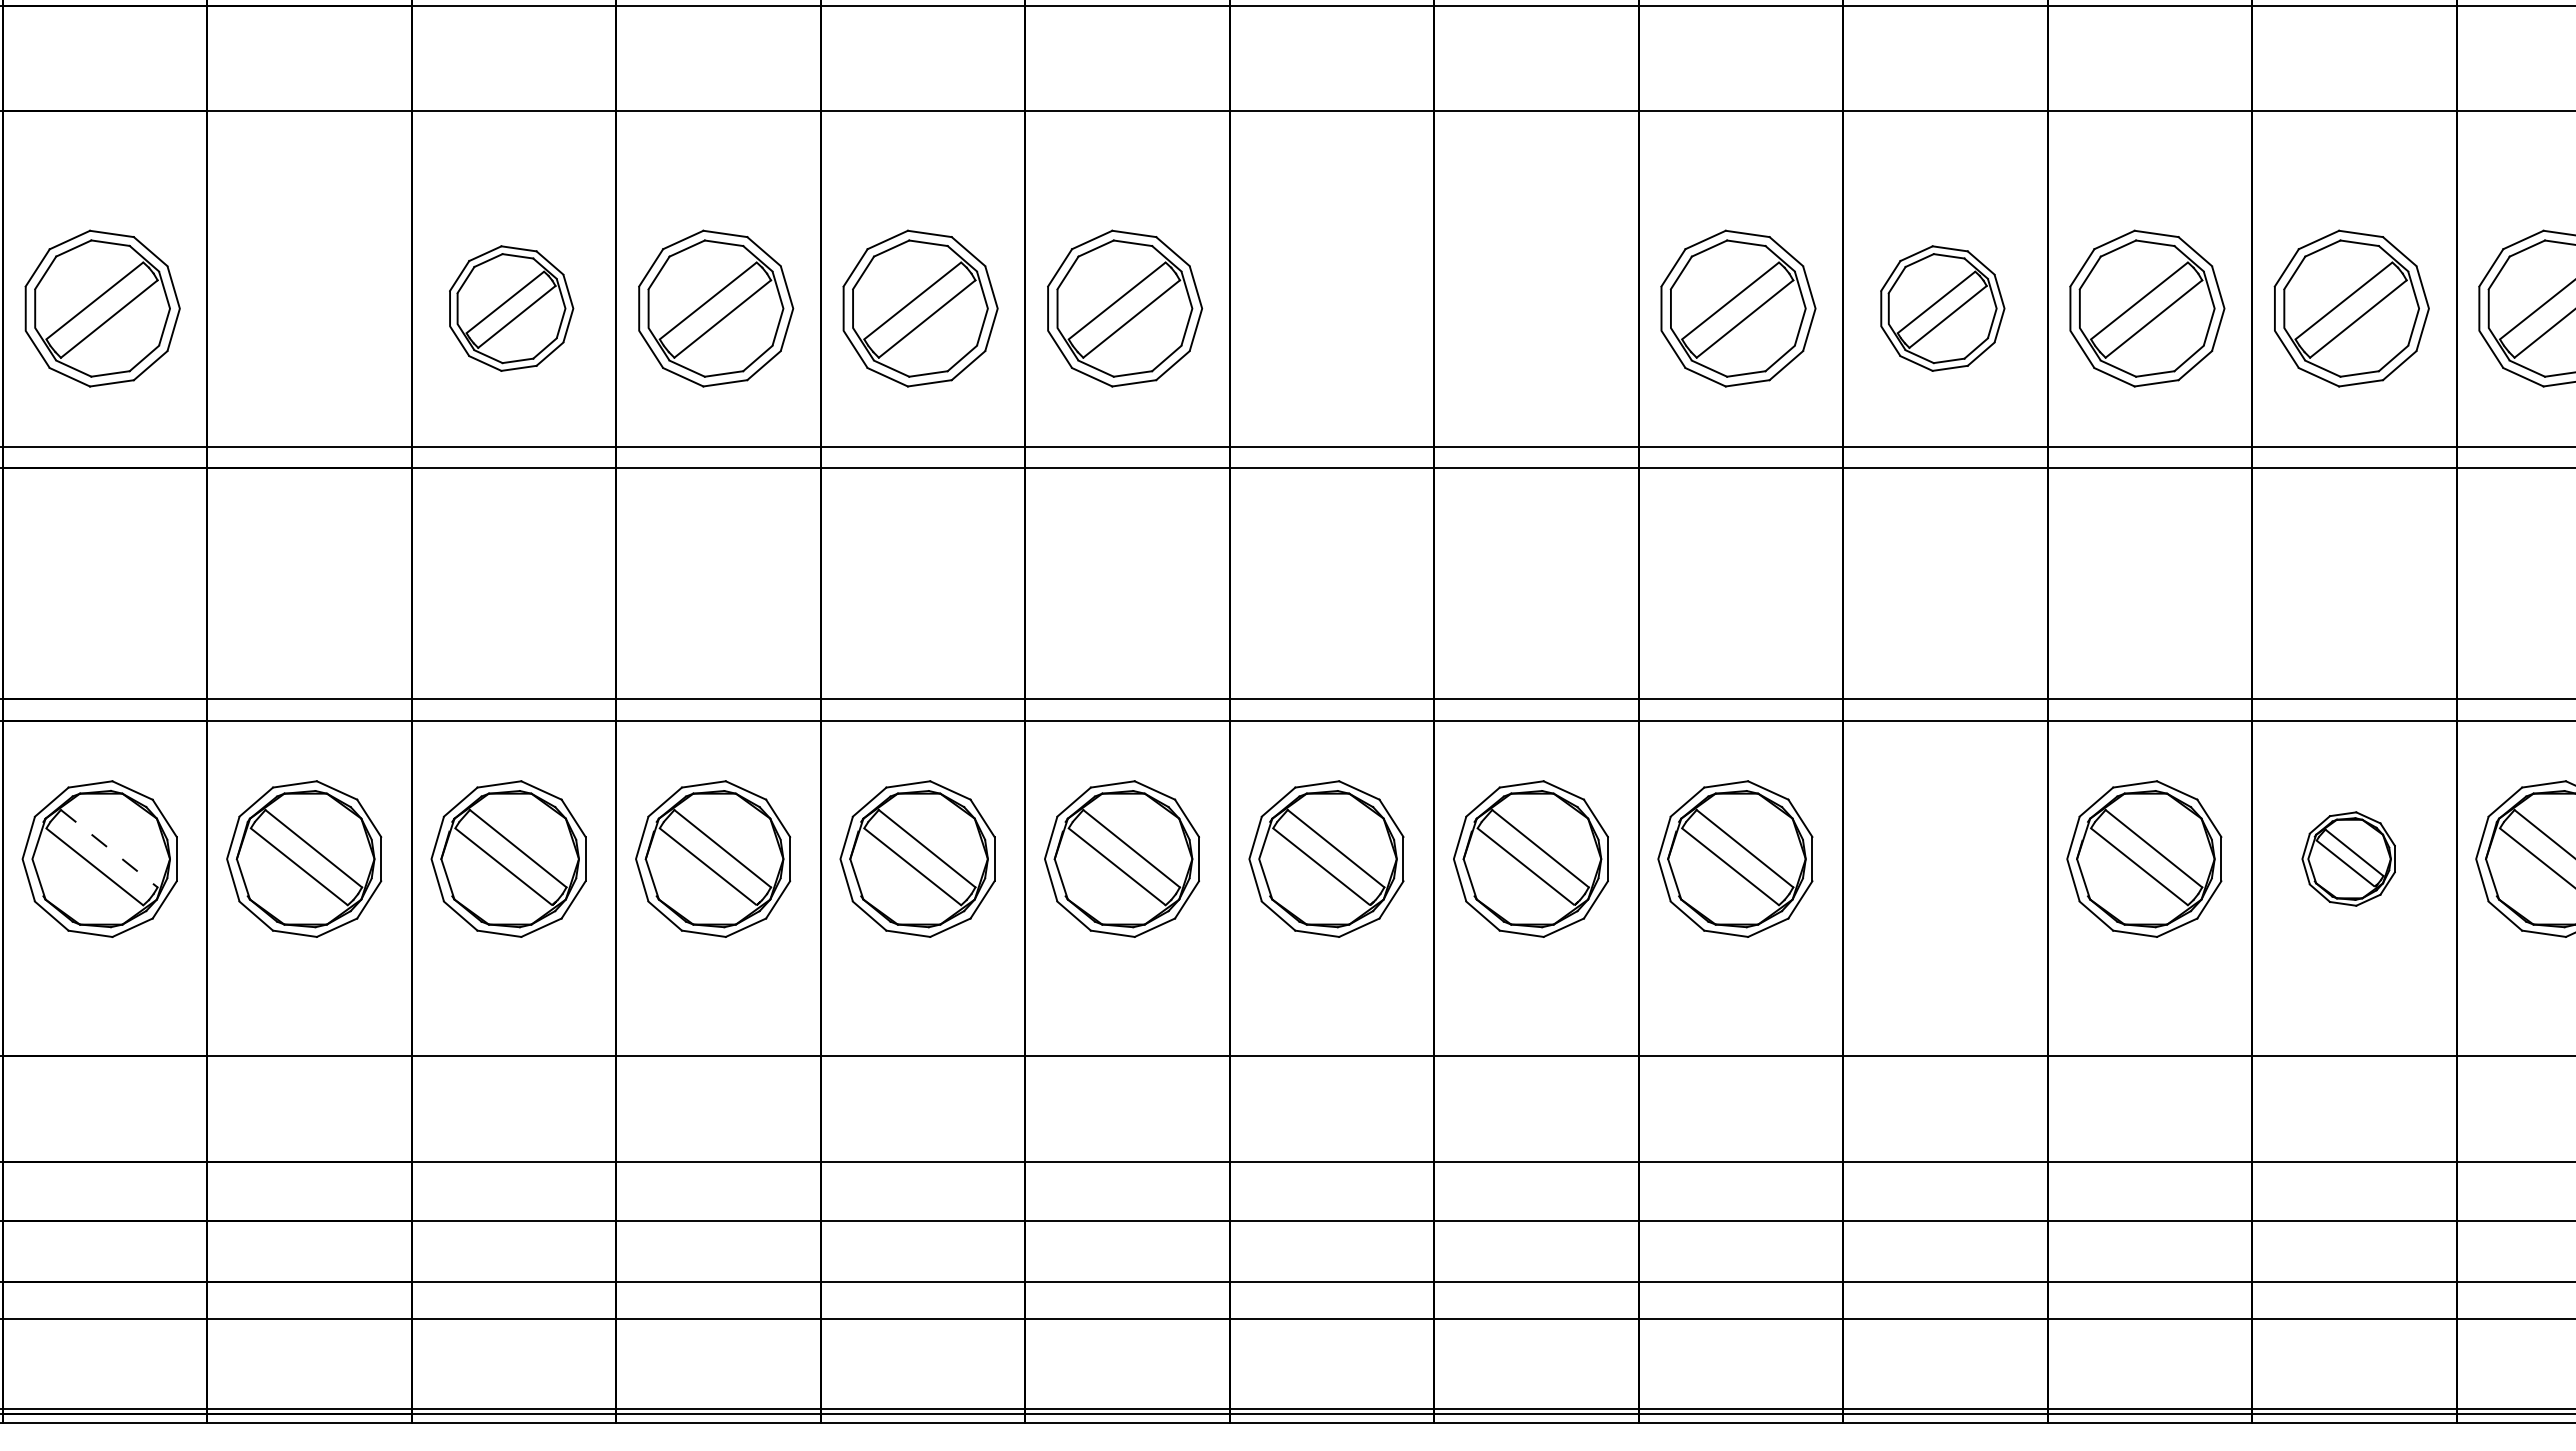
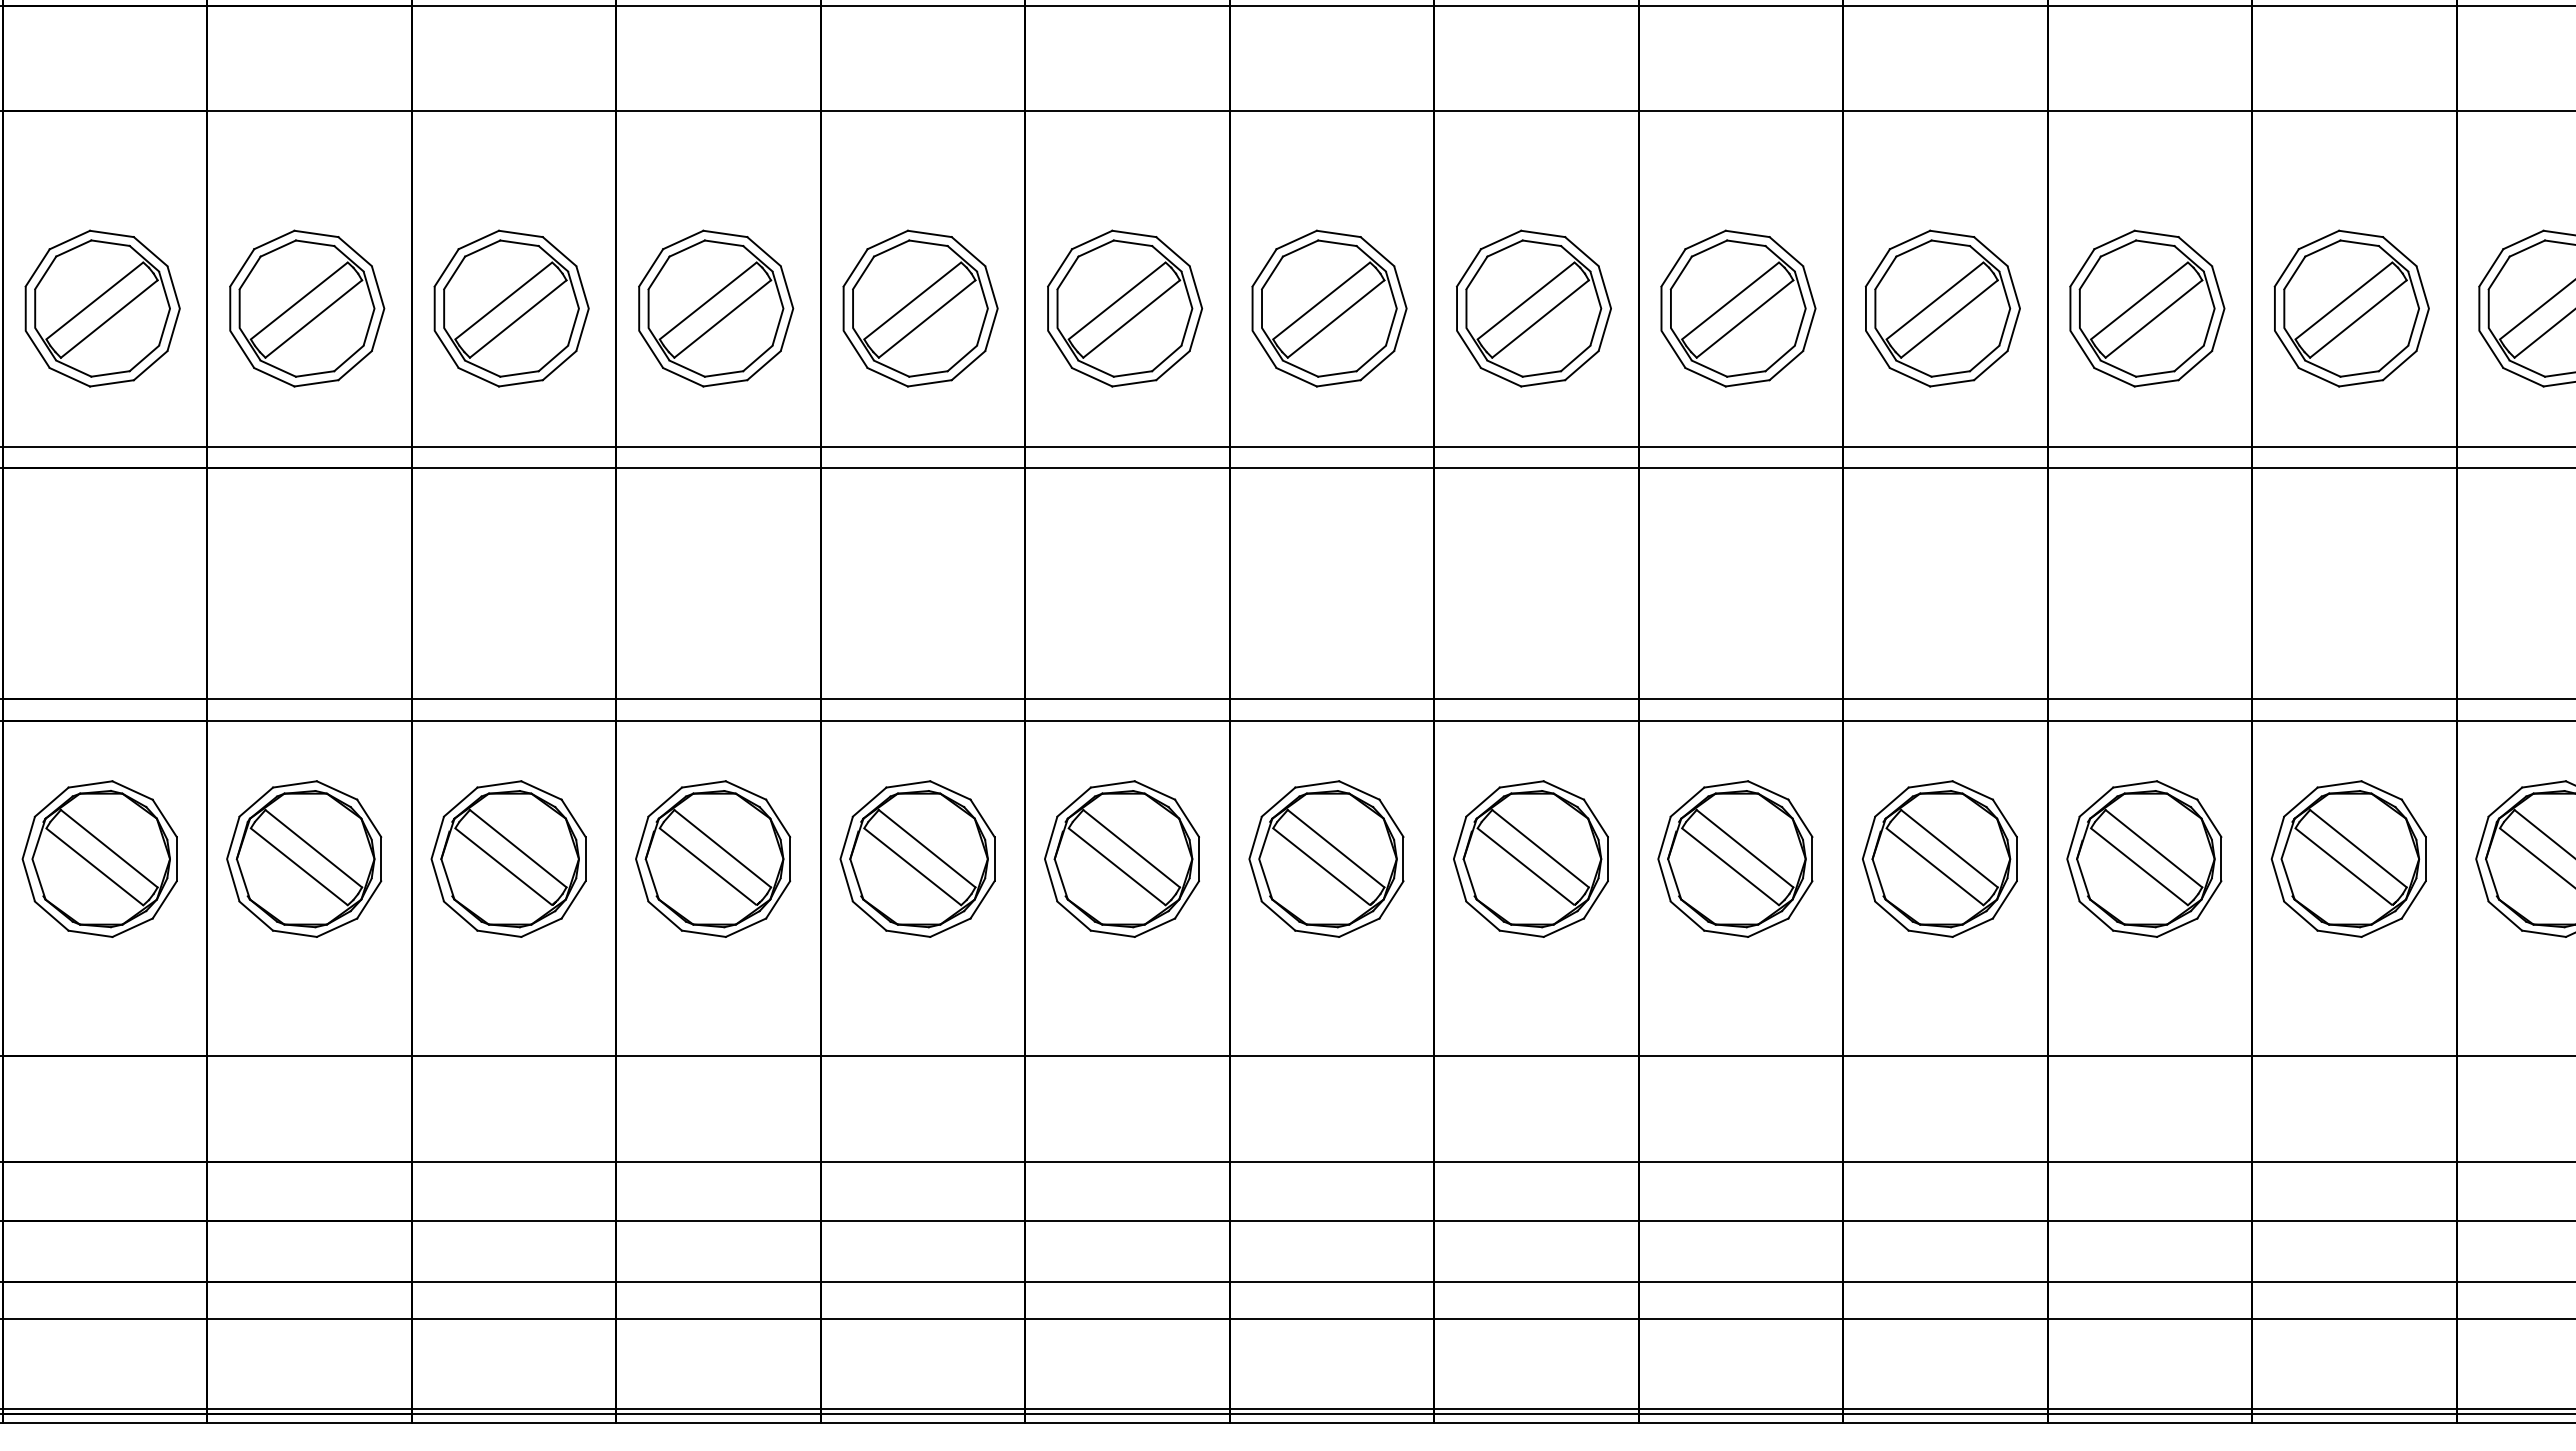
part: none -> present (307, 308)
part size: 126x127 px -> 157x159 px (511, 308)
part: none -> present (1329, 308)
part: none -> present (1533, 308)
part size: 126x127 px -> 157x159 px (1942, 308)
line: dashed -> solid (109, 848)
part: none -> present (1939, 858)
part size: 95x96 px -> 157x158 px (2348, 858)
